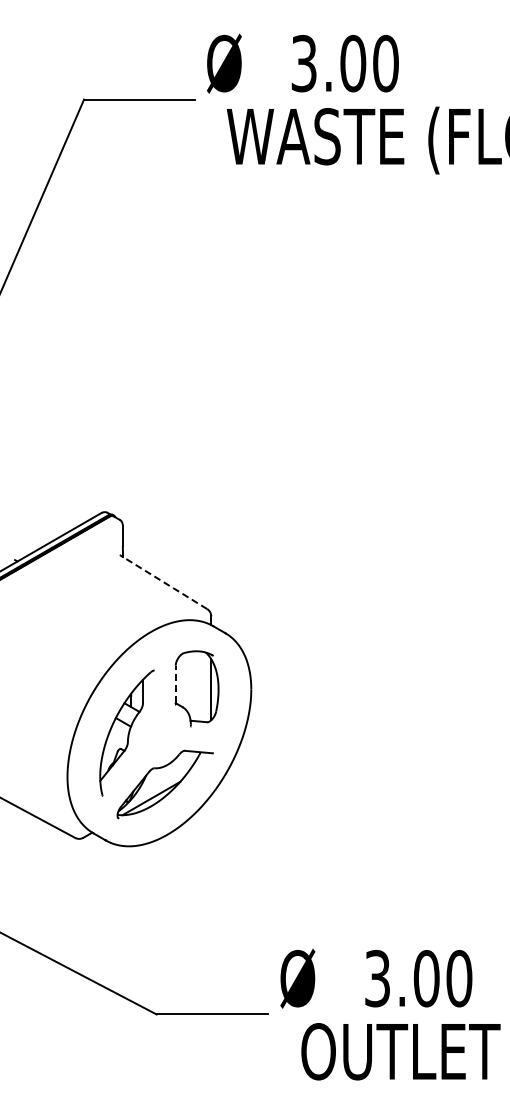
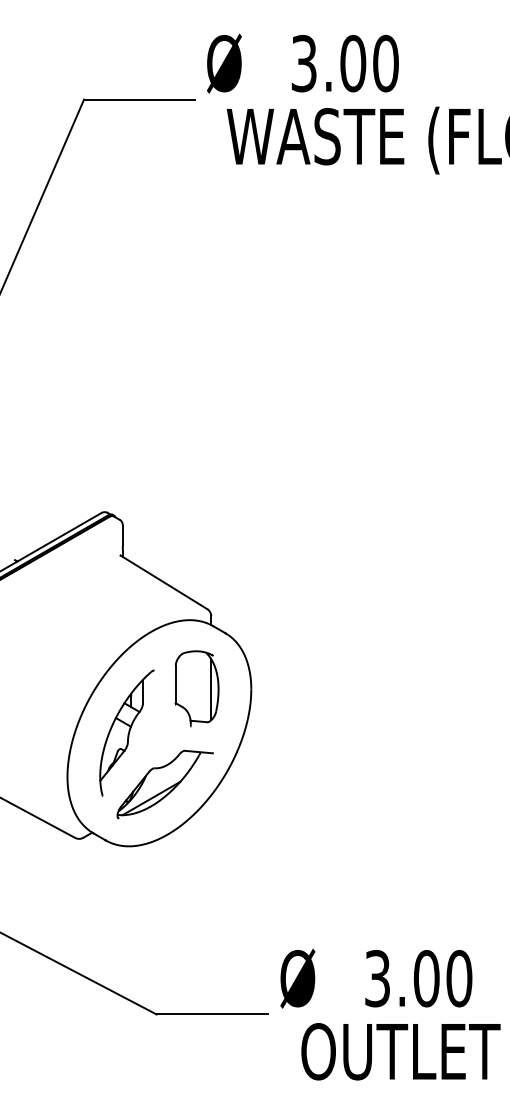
line: dashed -> solid (163, 582)
line: dashed -> solid (175, 684)
